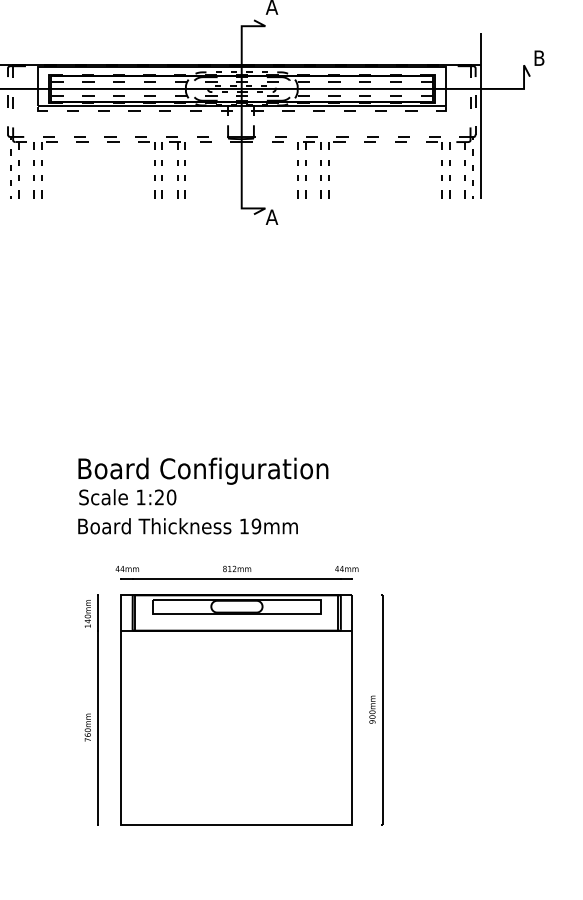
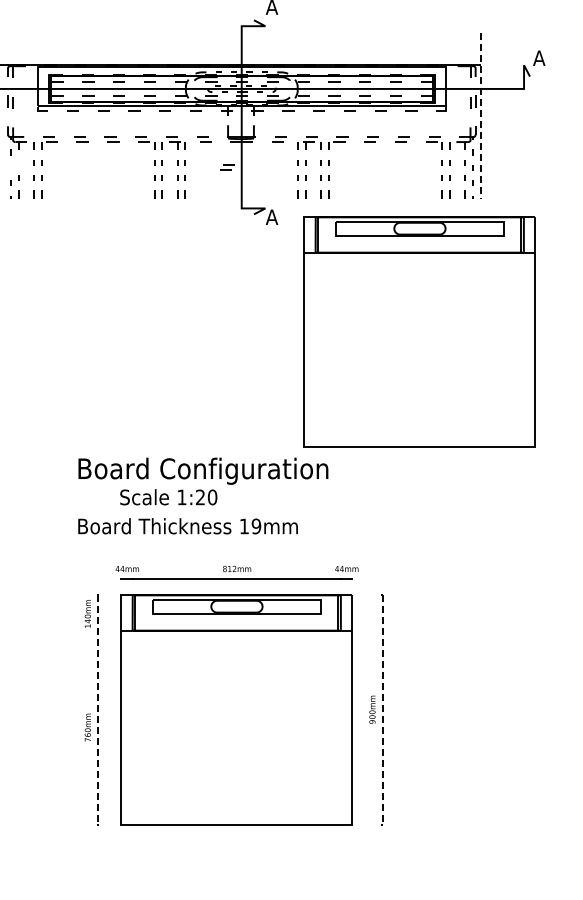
text: B -> A (539, 57)
line: solid -> dashed (480, 116)
part: present -> none (14, 165)
part: none -> present (227, 167)
part: none -> present (419, 331)
text position: (127, 497) -> (168, 497) (168, 497)
line: solid -> dashed (97, 709)
line: solid -> dashed (382, 710)
